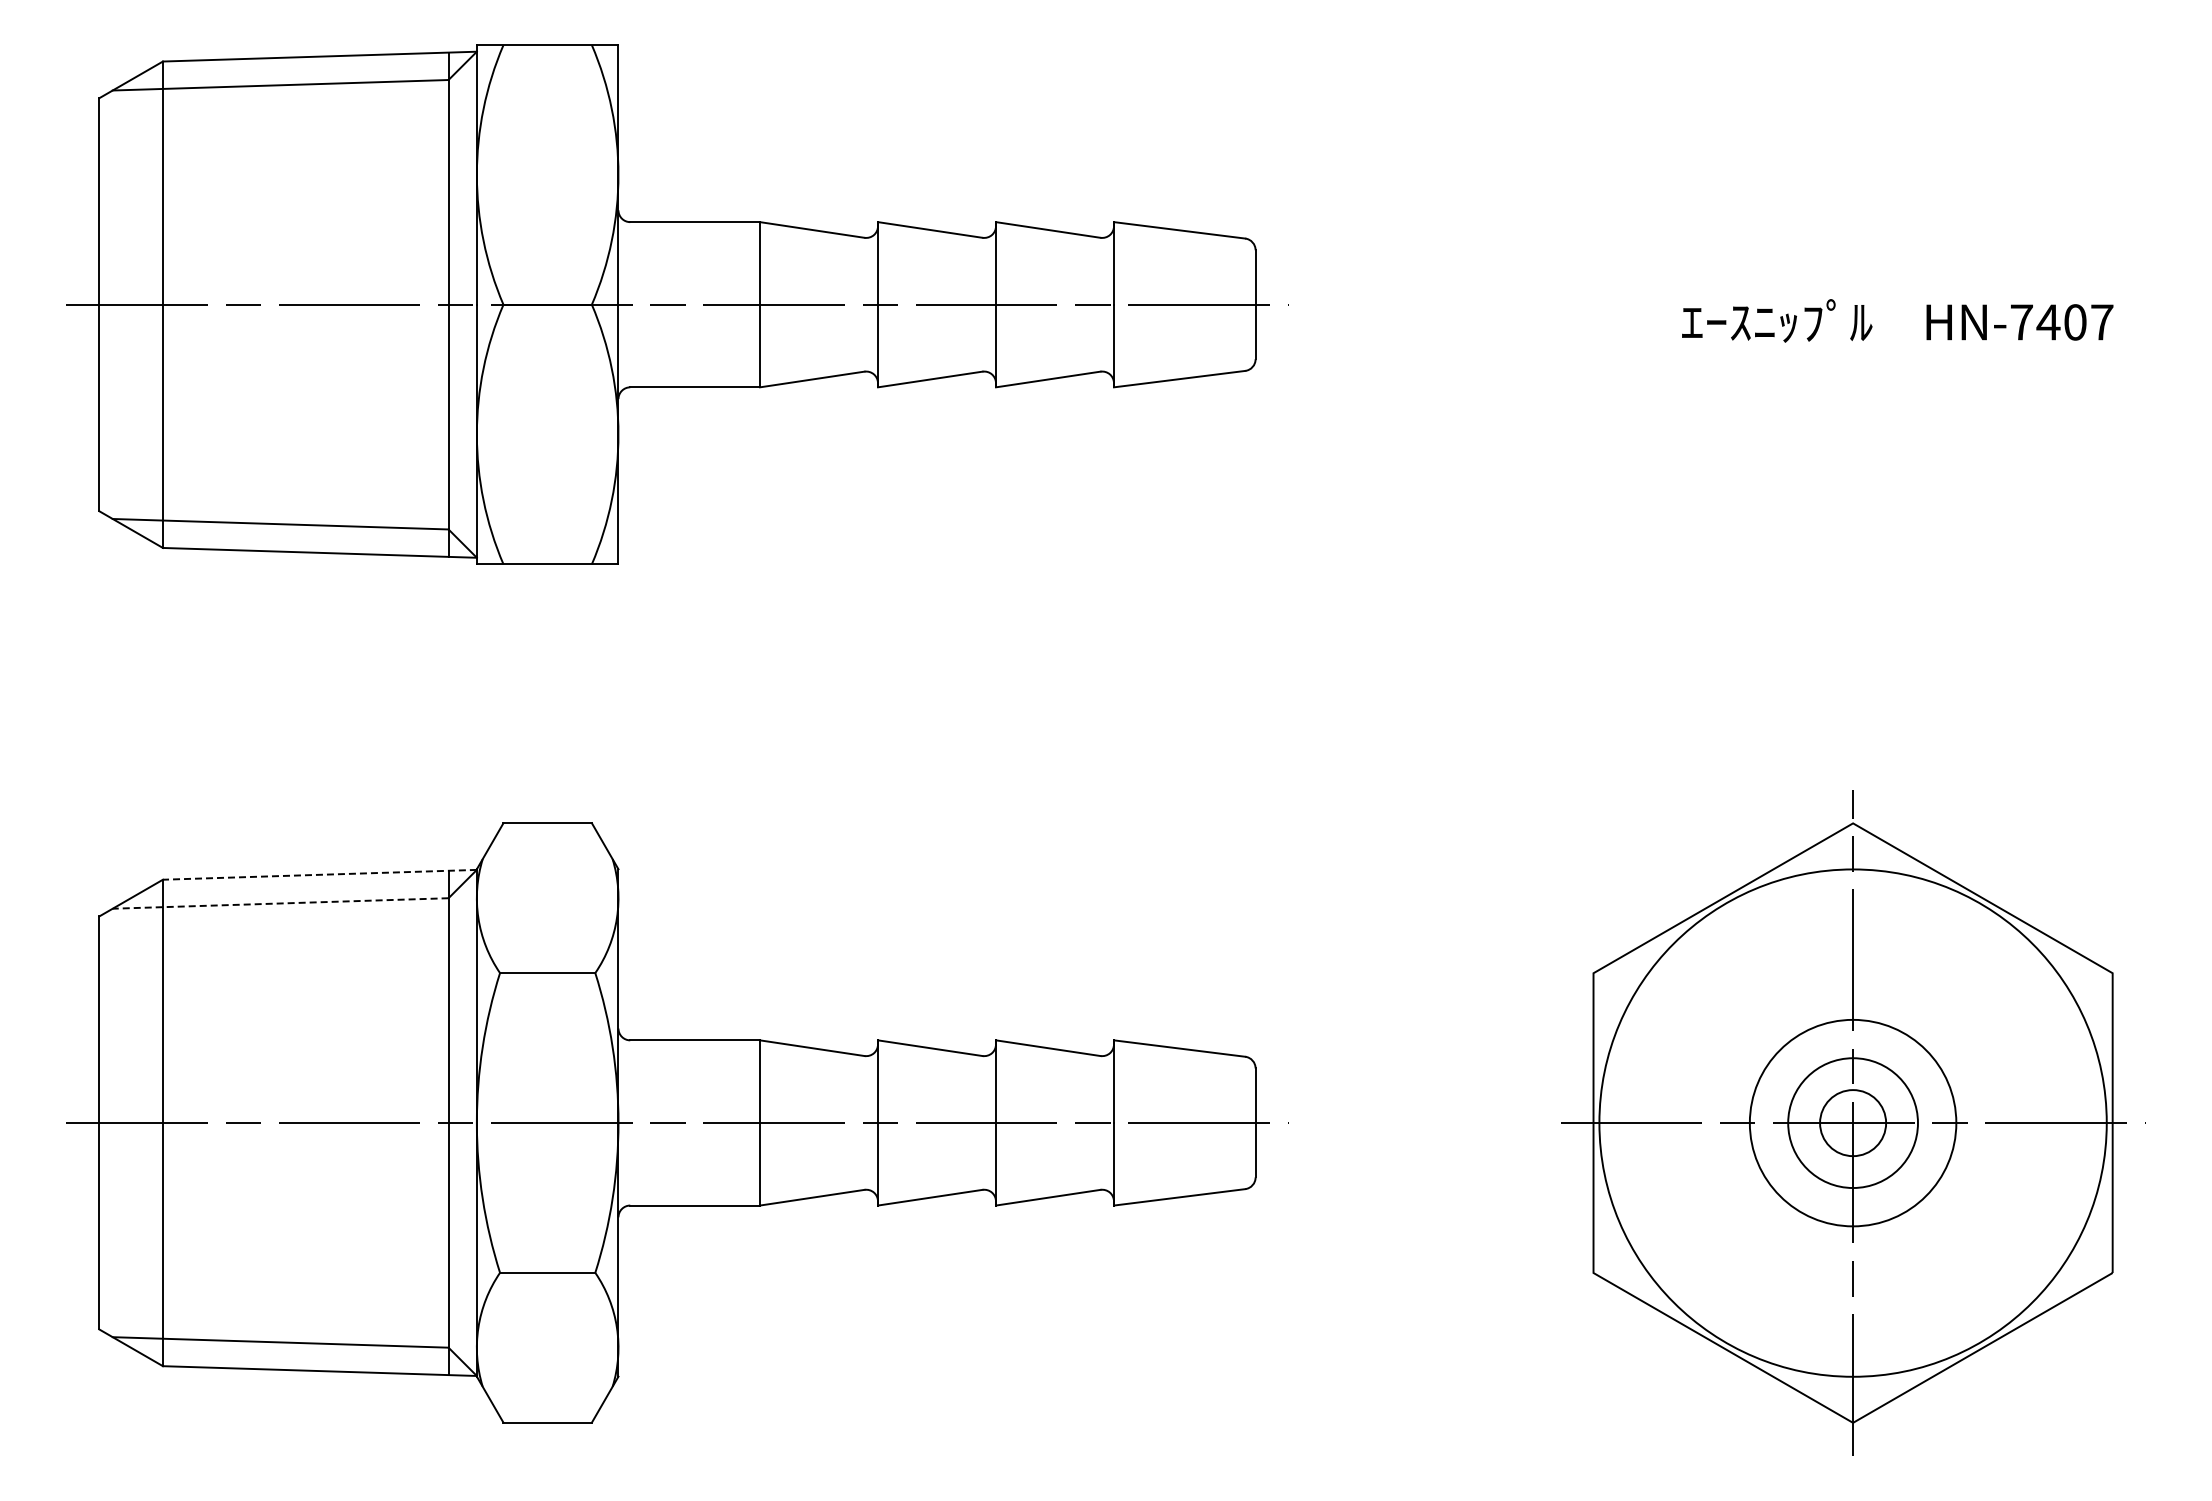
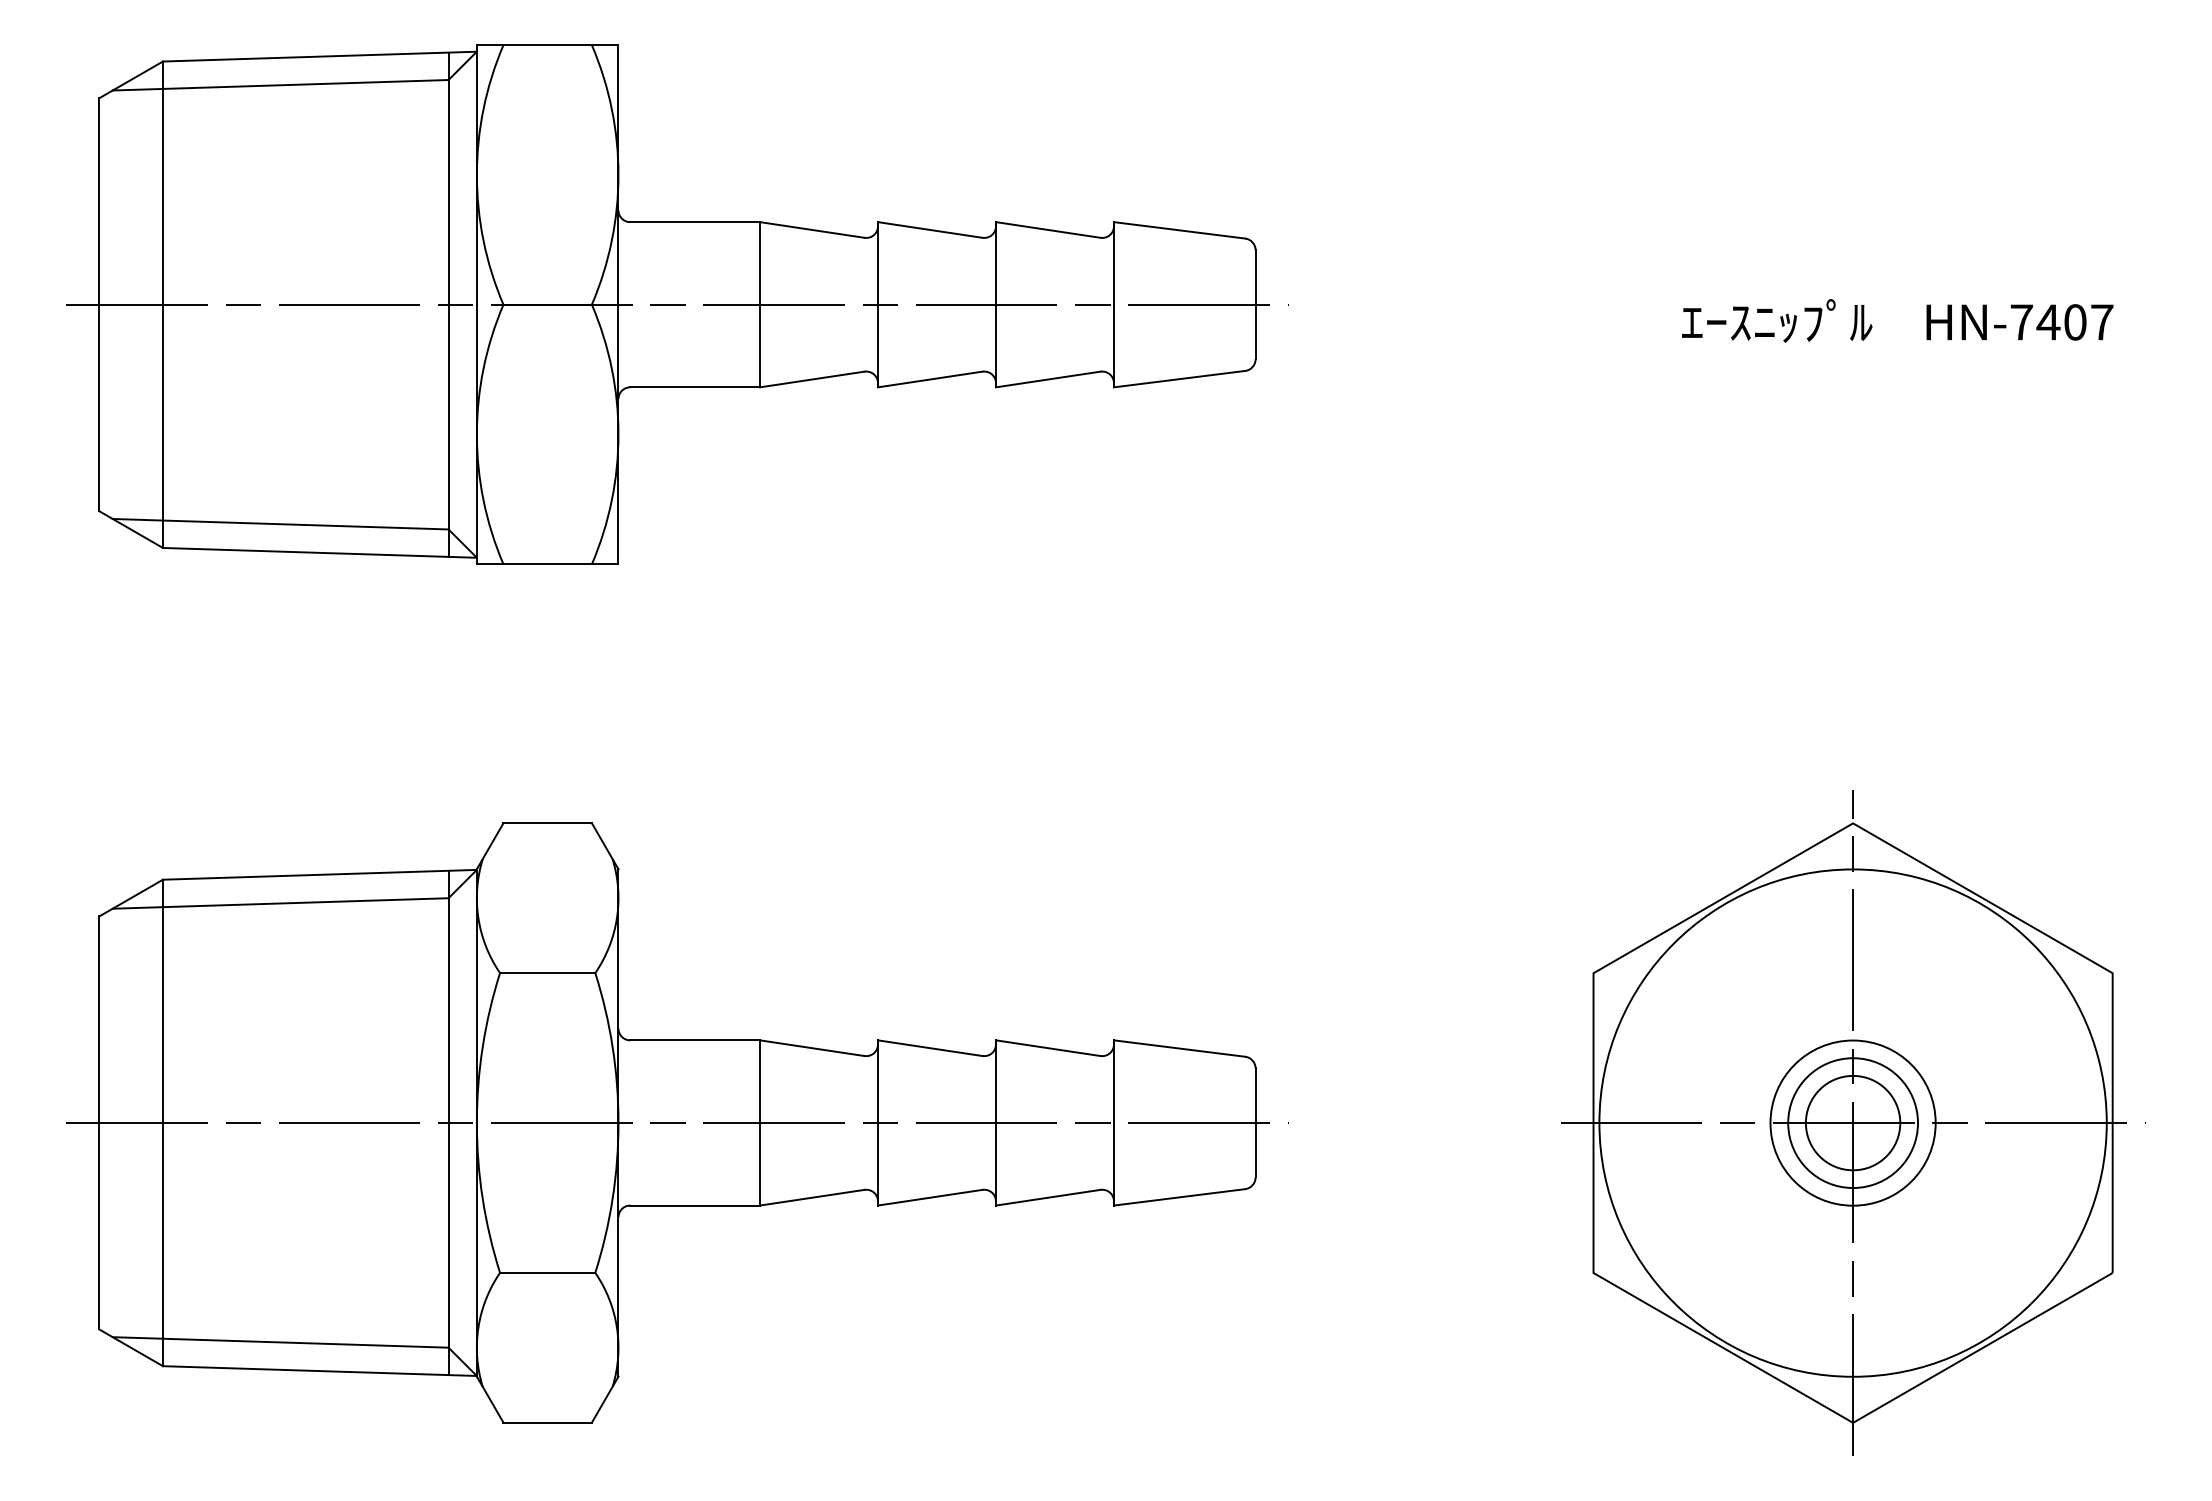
line: dashed -> solid (319, 874)
line: dashed -> solid (280, 903)
circle diameter: 206 px -> 165 px (1852, 1122)
circle diameter: 66 px -> 94 px (1852, 1122)
